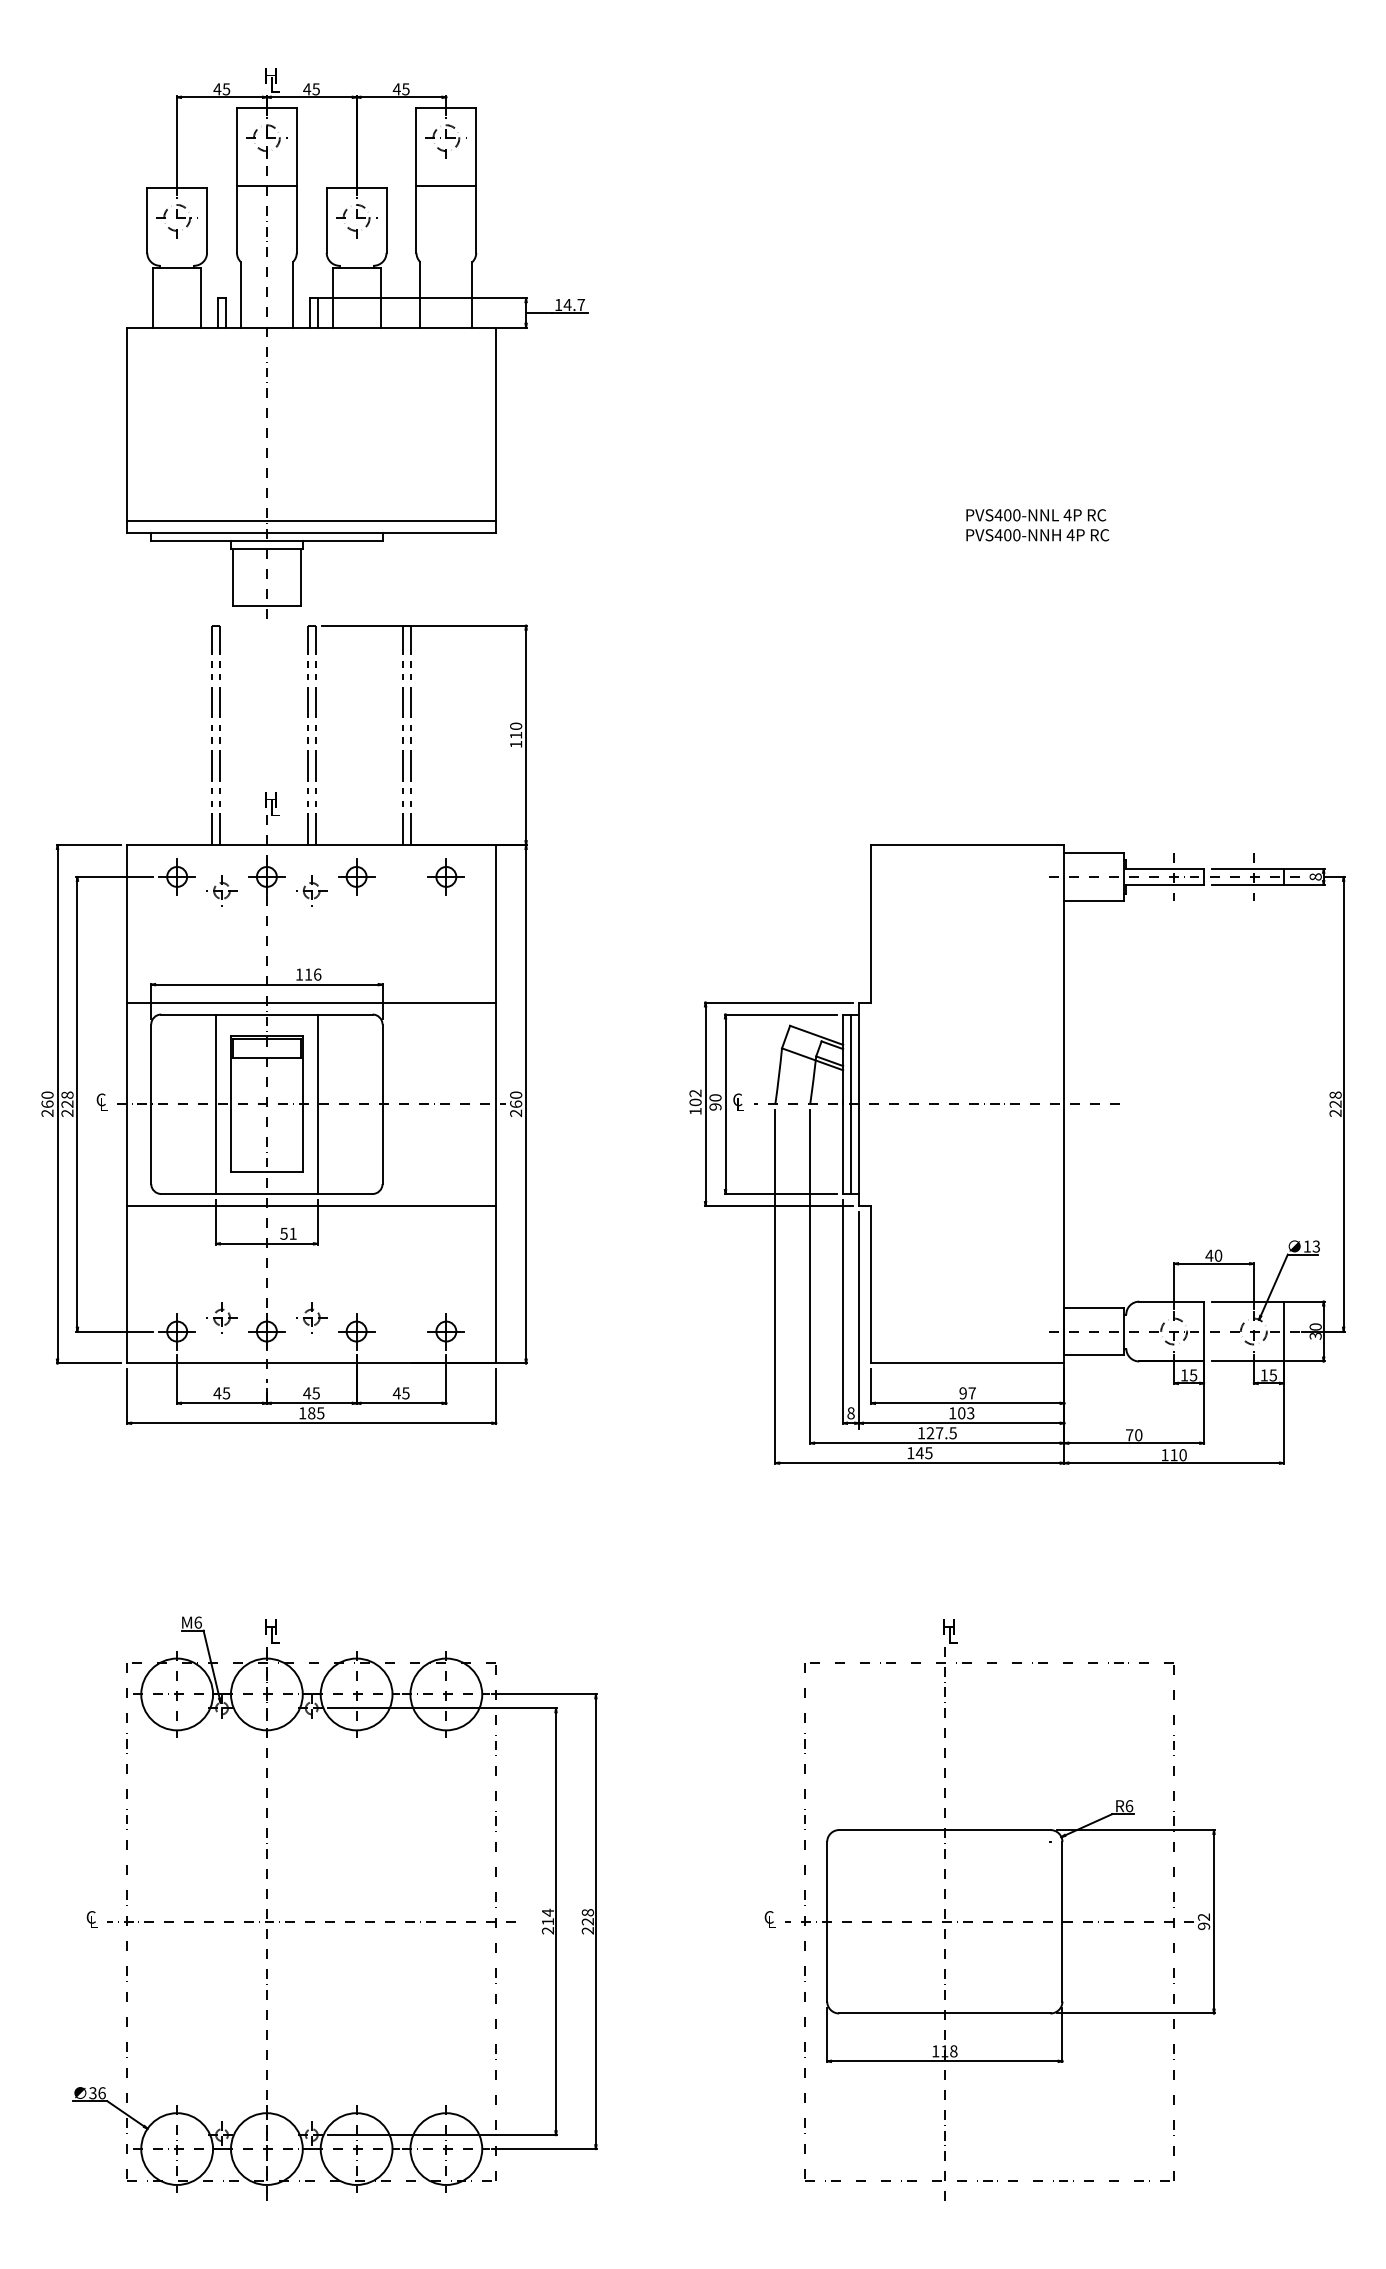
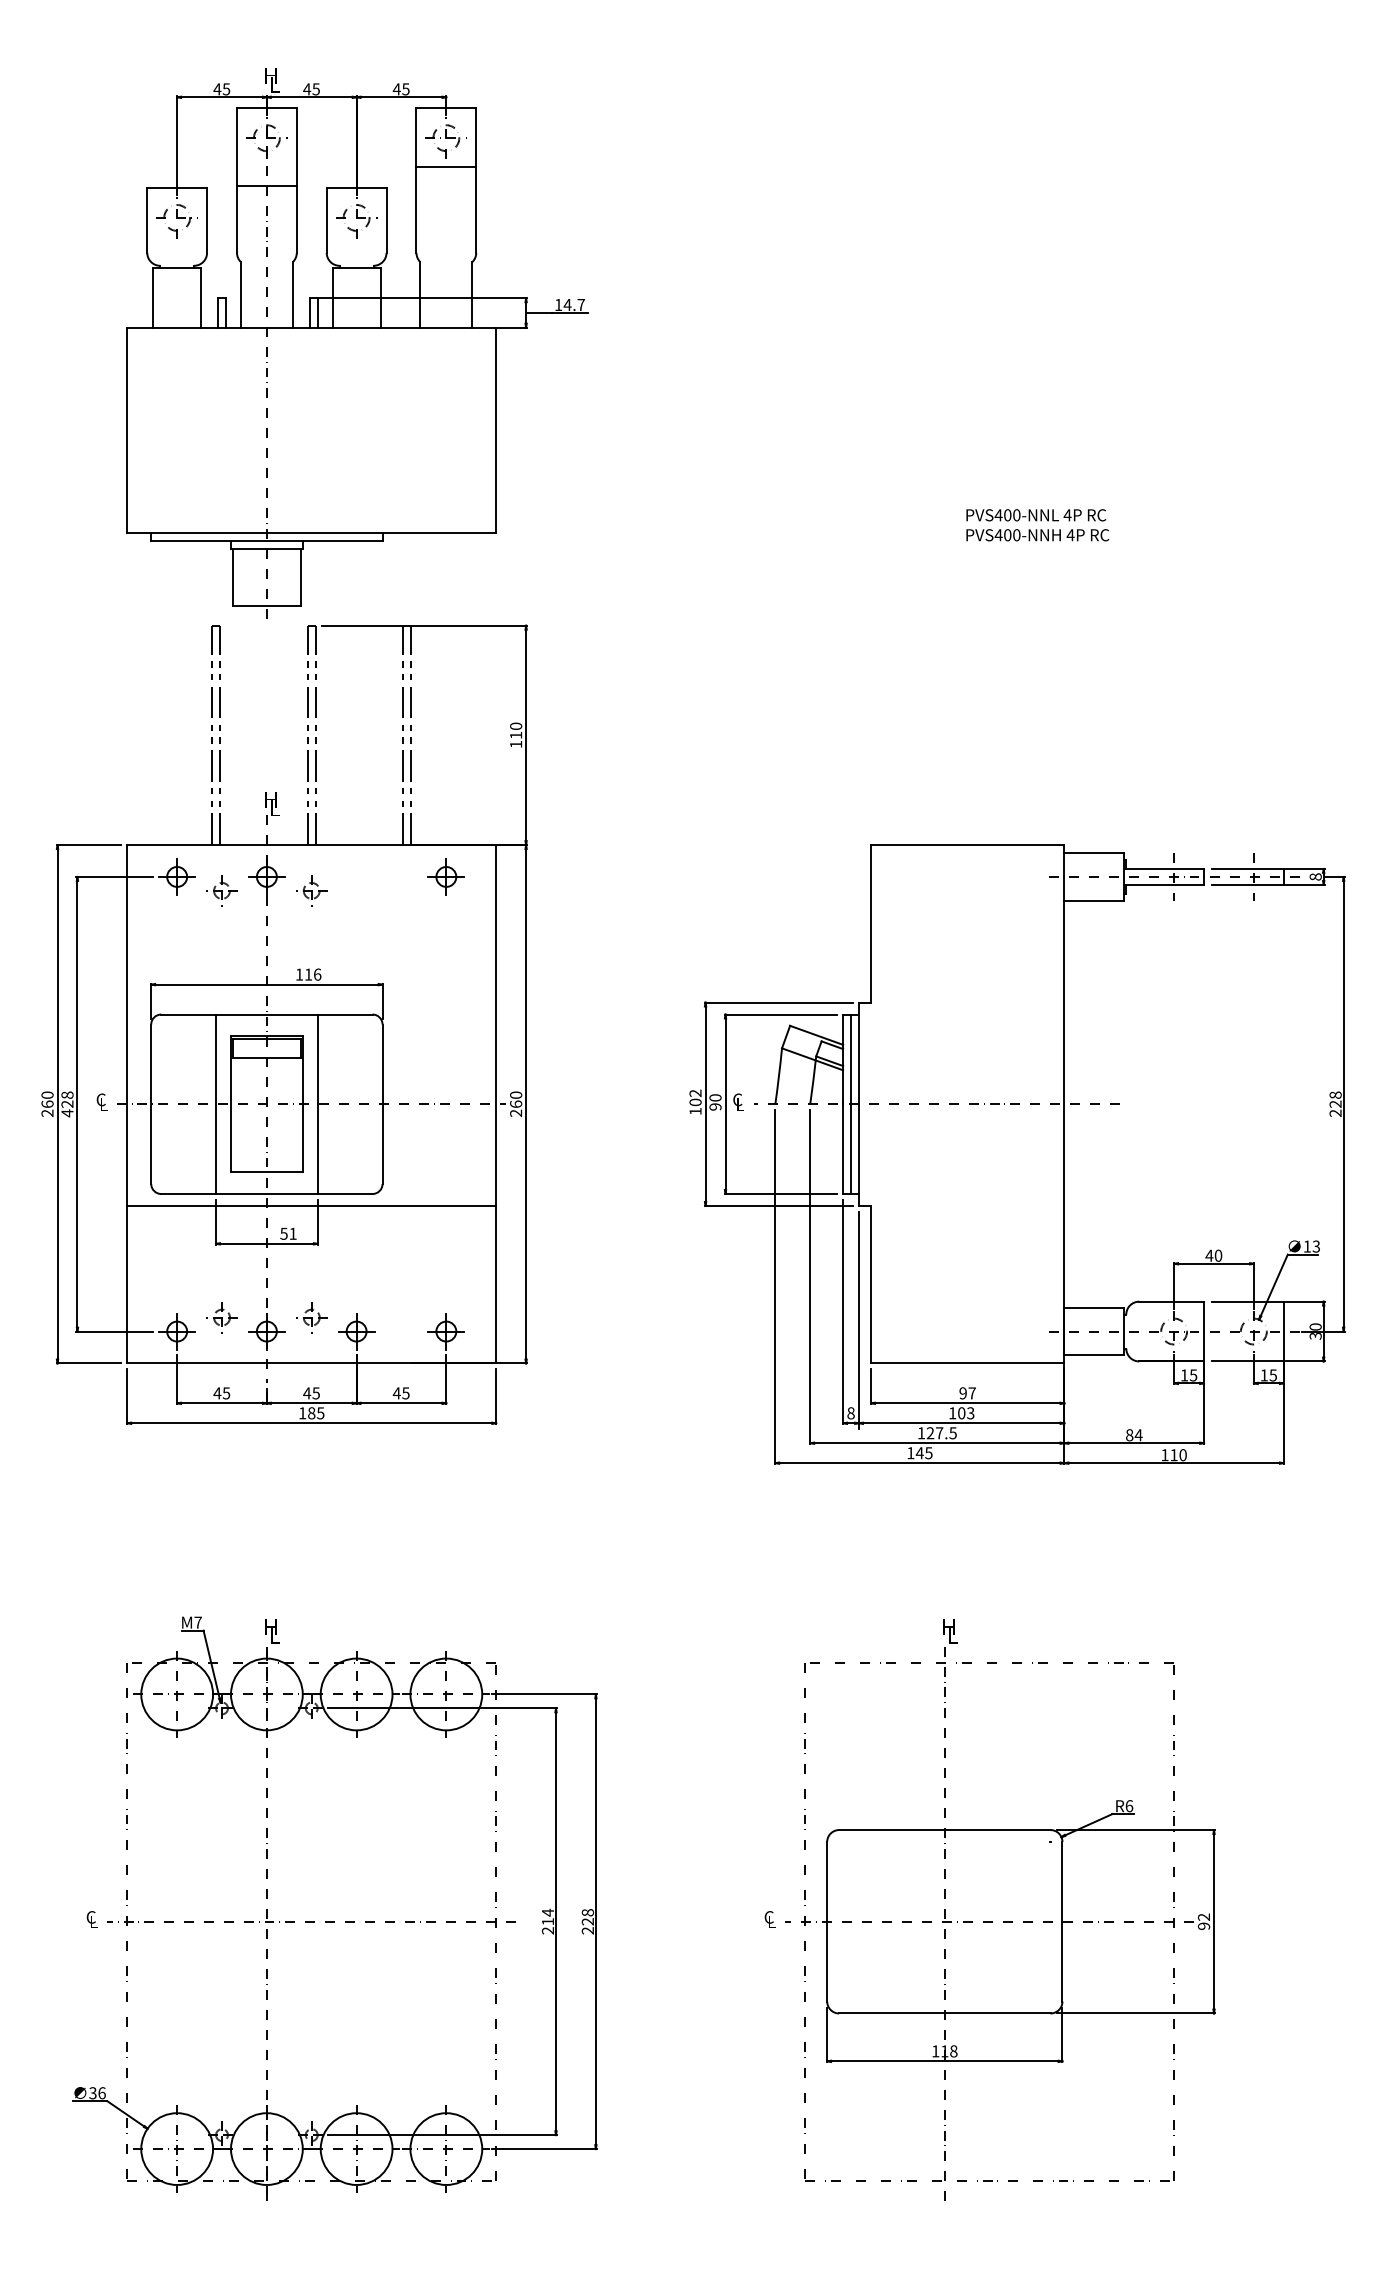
line position: (446, 186) -> (446, 167) (446, 167)
line: present -> none (311, 521)
part: present -> none (356, 876)
line: present -> none (311, 1002)
text: 228 -> 428 (67, 1113)
text: 70 -> 84 (1134, 1435)
text: M6 -> M7 (197, 1622)
